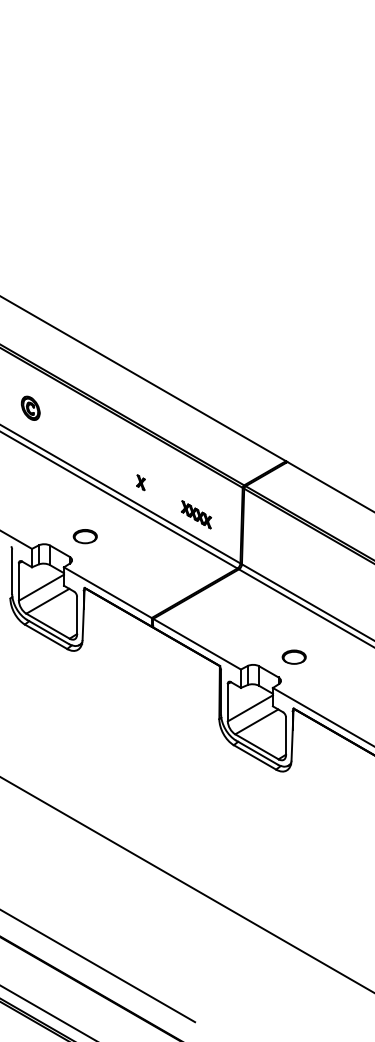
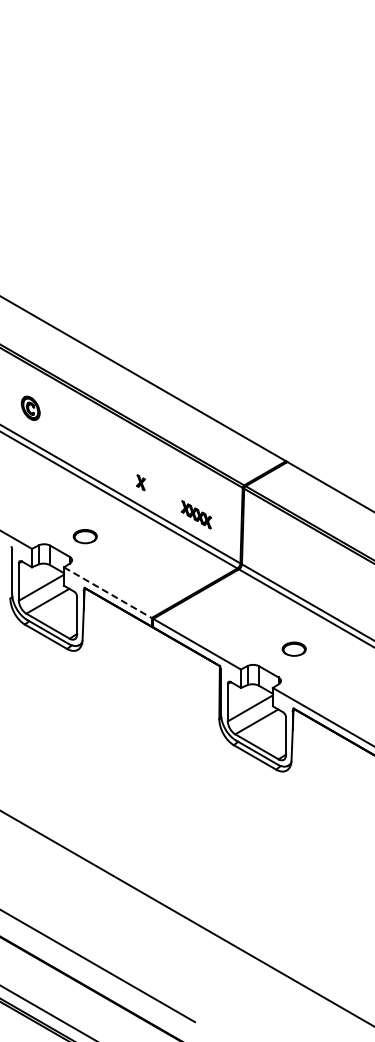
line: solid -> dashed (107, 592)
part position: (293, 656) -> (293, 648) (293, 648)
line position: (186, 884) -> (186, 917) (186, 917)
